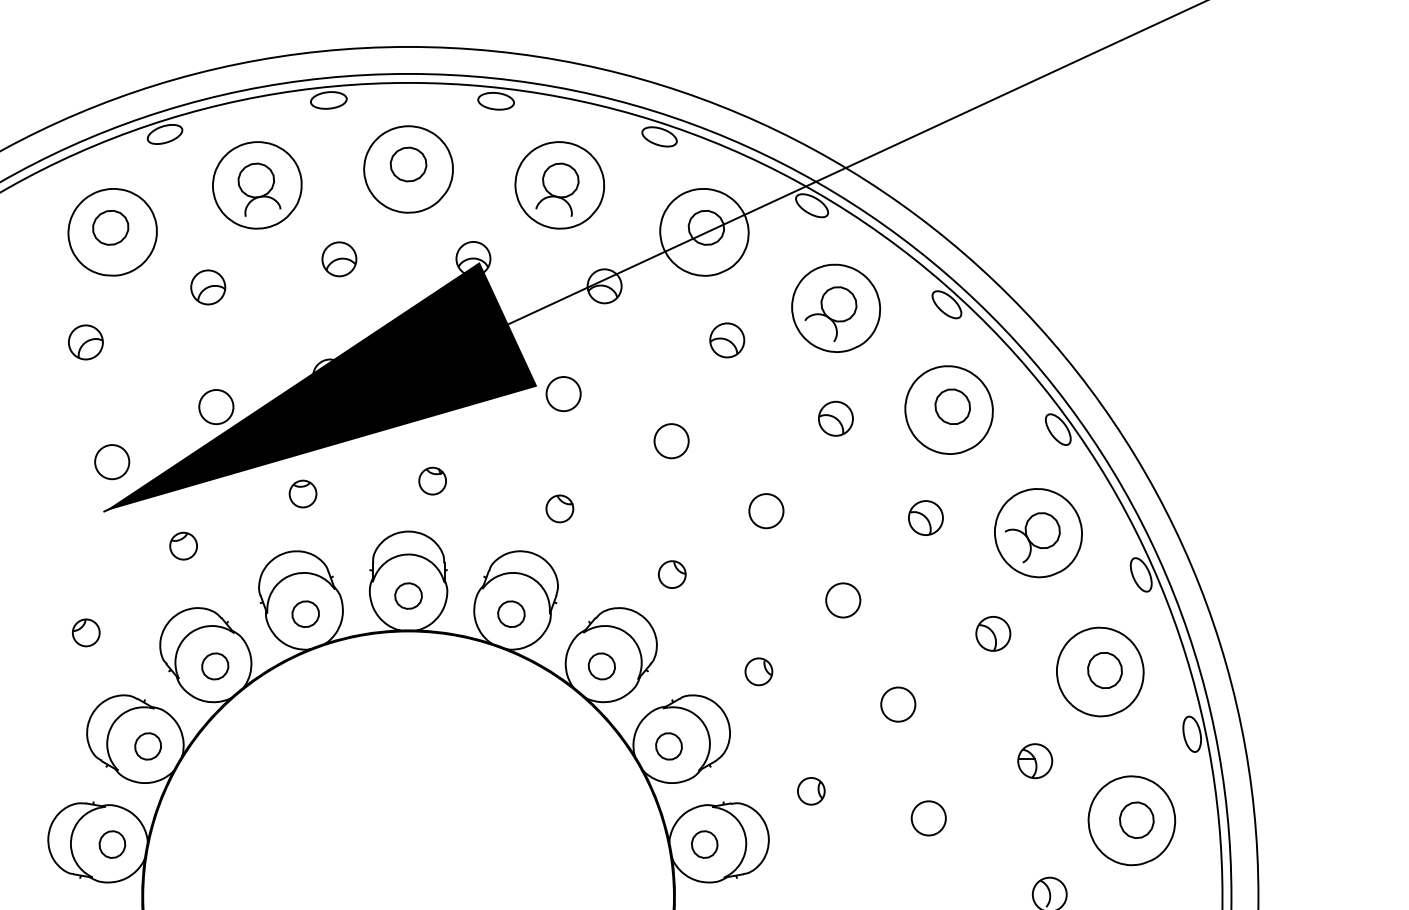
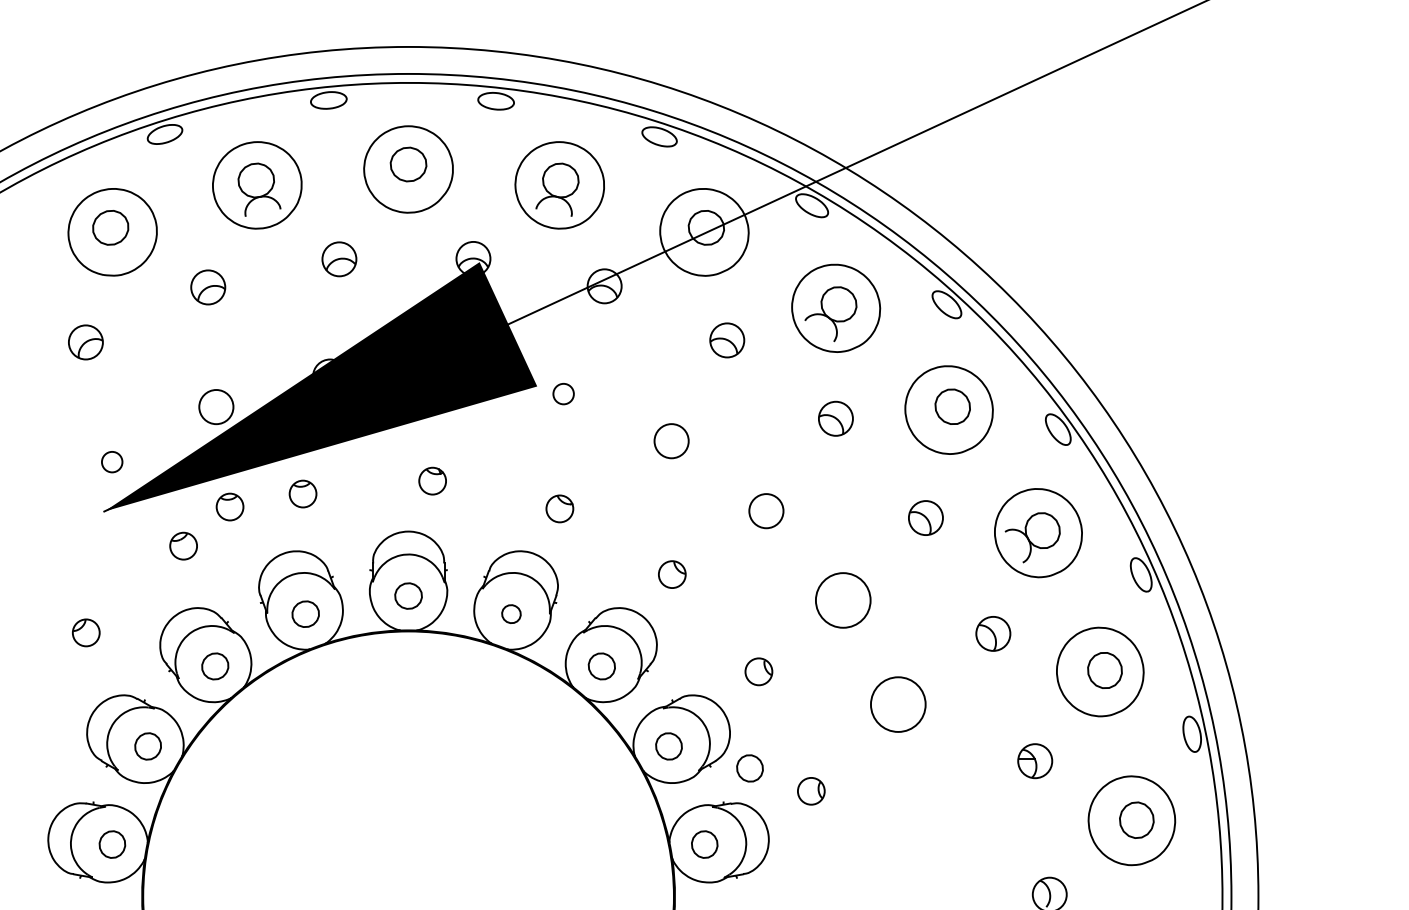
circle diameter: 34 px -> 21 px (563, 393)
circle diameter: 34 px -> 21 px (111, 461)
part: none -> present (229, 506)
circle diameter: 34 px -> 55 px (842, 600)
part size: 29x28 px -> 21x20 px (511, 613)
circle diameter: 34 px -> 55 px (897, 704)
part: none -> present (749, 768)
circle: present -> none (928, 818)
